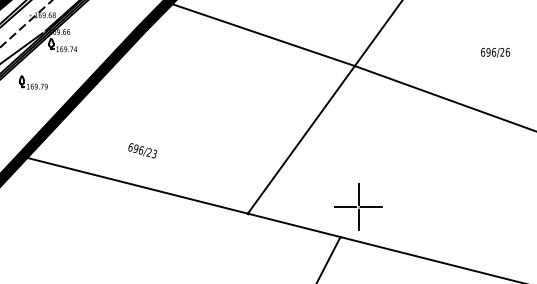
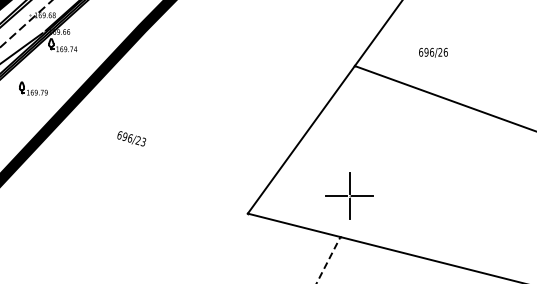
line: present -> none (260, 34)
text position: (495, 52) -> (433, 52) (433, 52)
part position: (33, 82) -> (33, 88) (33, 88)
text position: (142, 150) -> (131, 138) (131, 138)
line: present -> none (134, 184)
part position: (358, 206) -> (349, 195) (349, 195)
line: solid -> dashed (328, 260)
